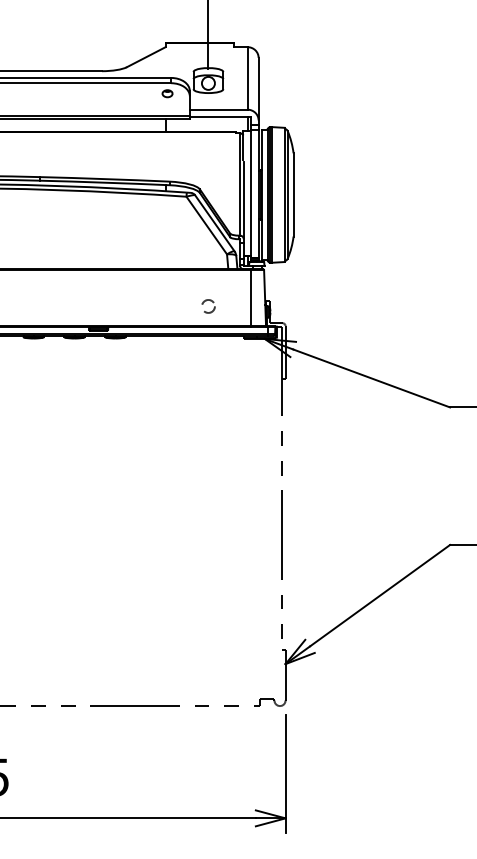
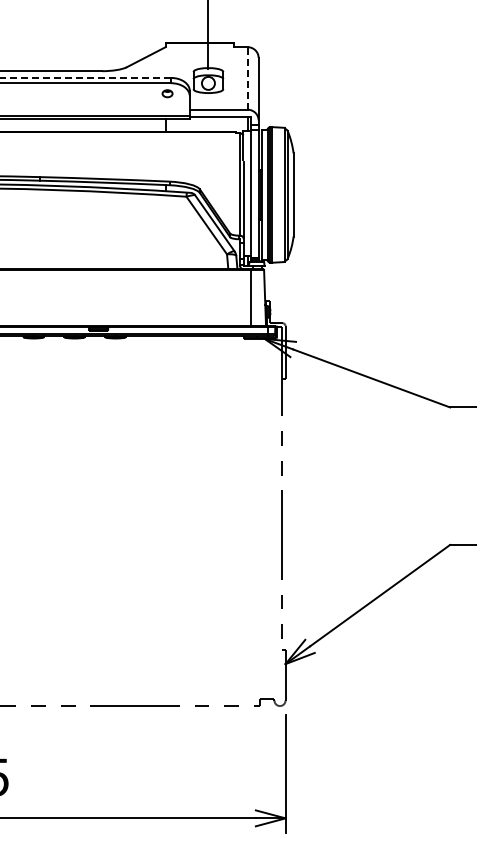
line: solid -> dashed (85, 77)
line: solid -> dashed (247, 77)
circle: present -> none (208, 306)
